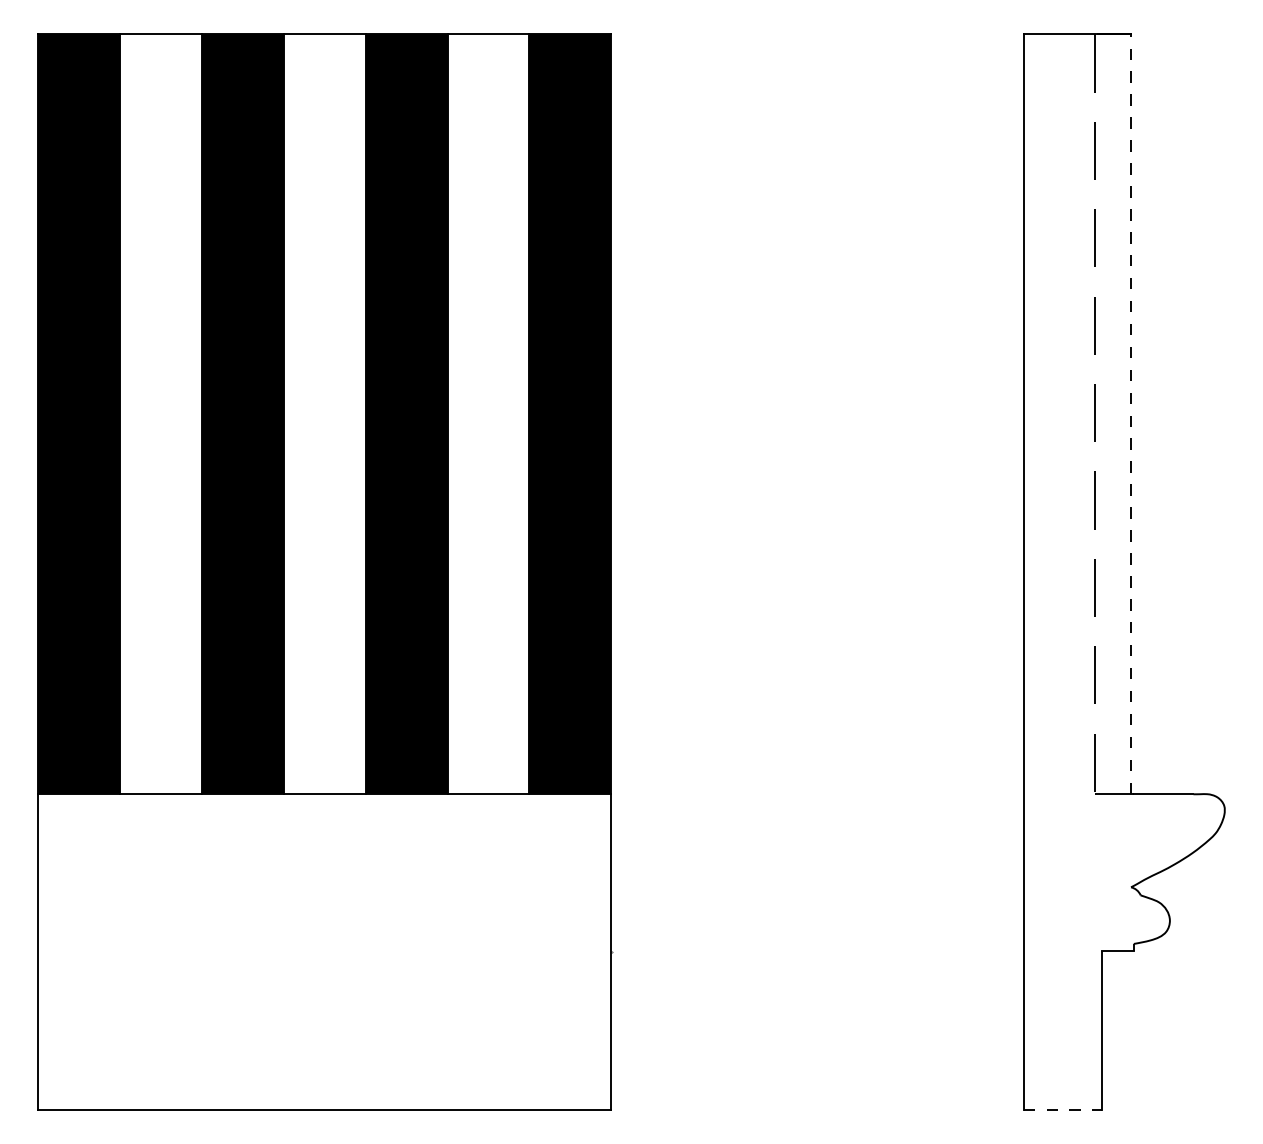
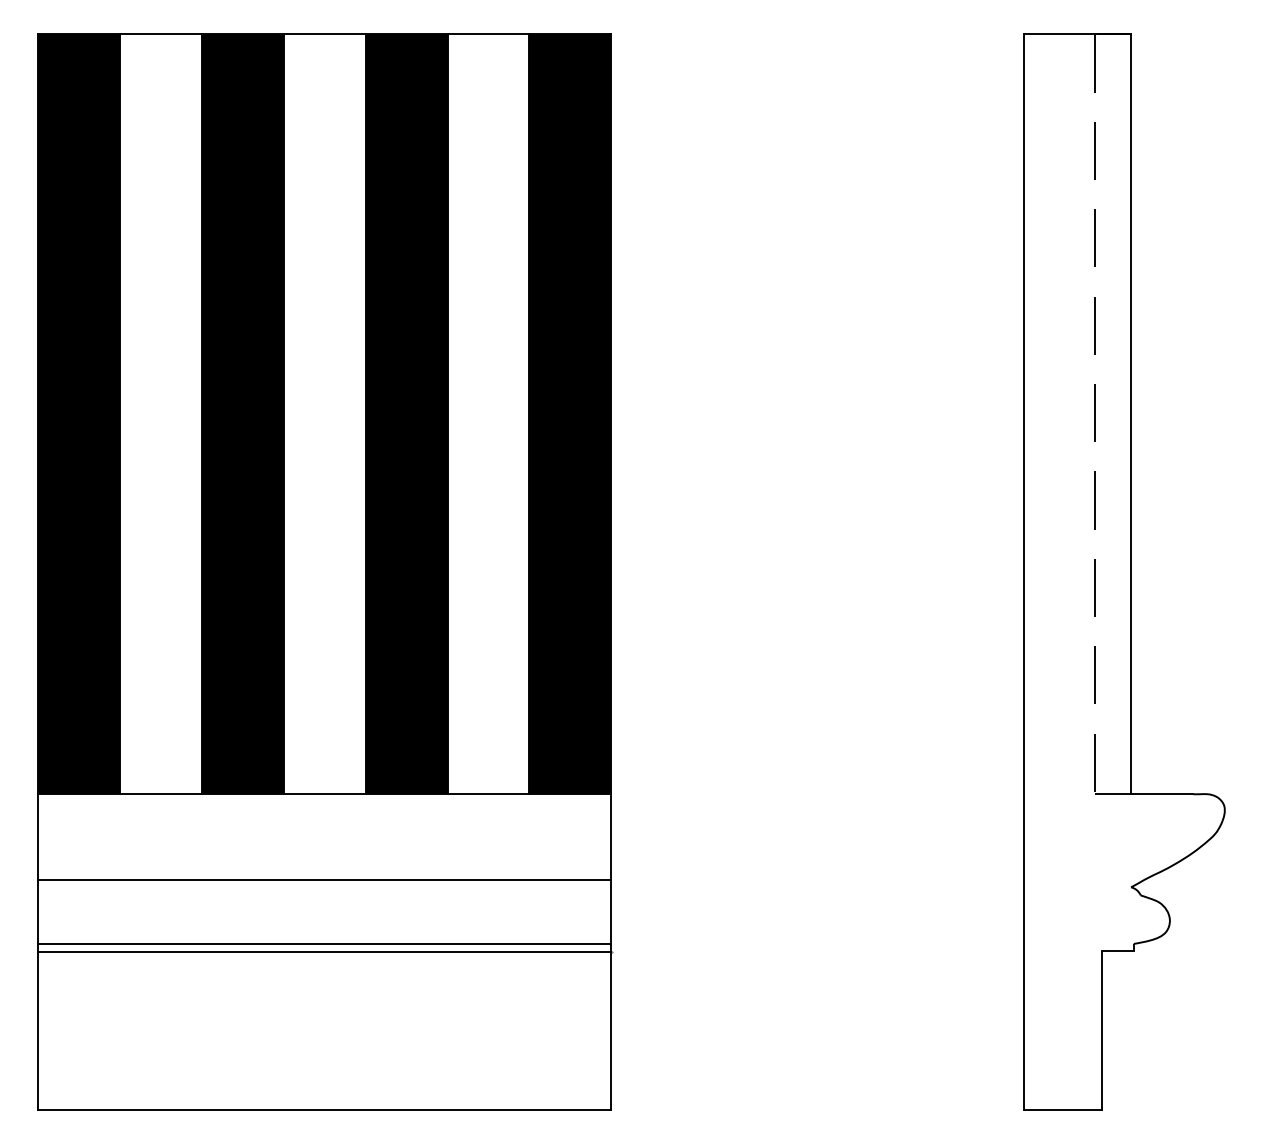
line: dashed -> solid (1131, 414)
line: none -> present (324, 880)
line: none -> present (324, 943)
line: none -> present (324, 951)
line: dashed -> solid (1063, 1109)
